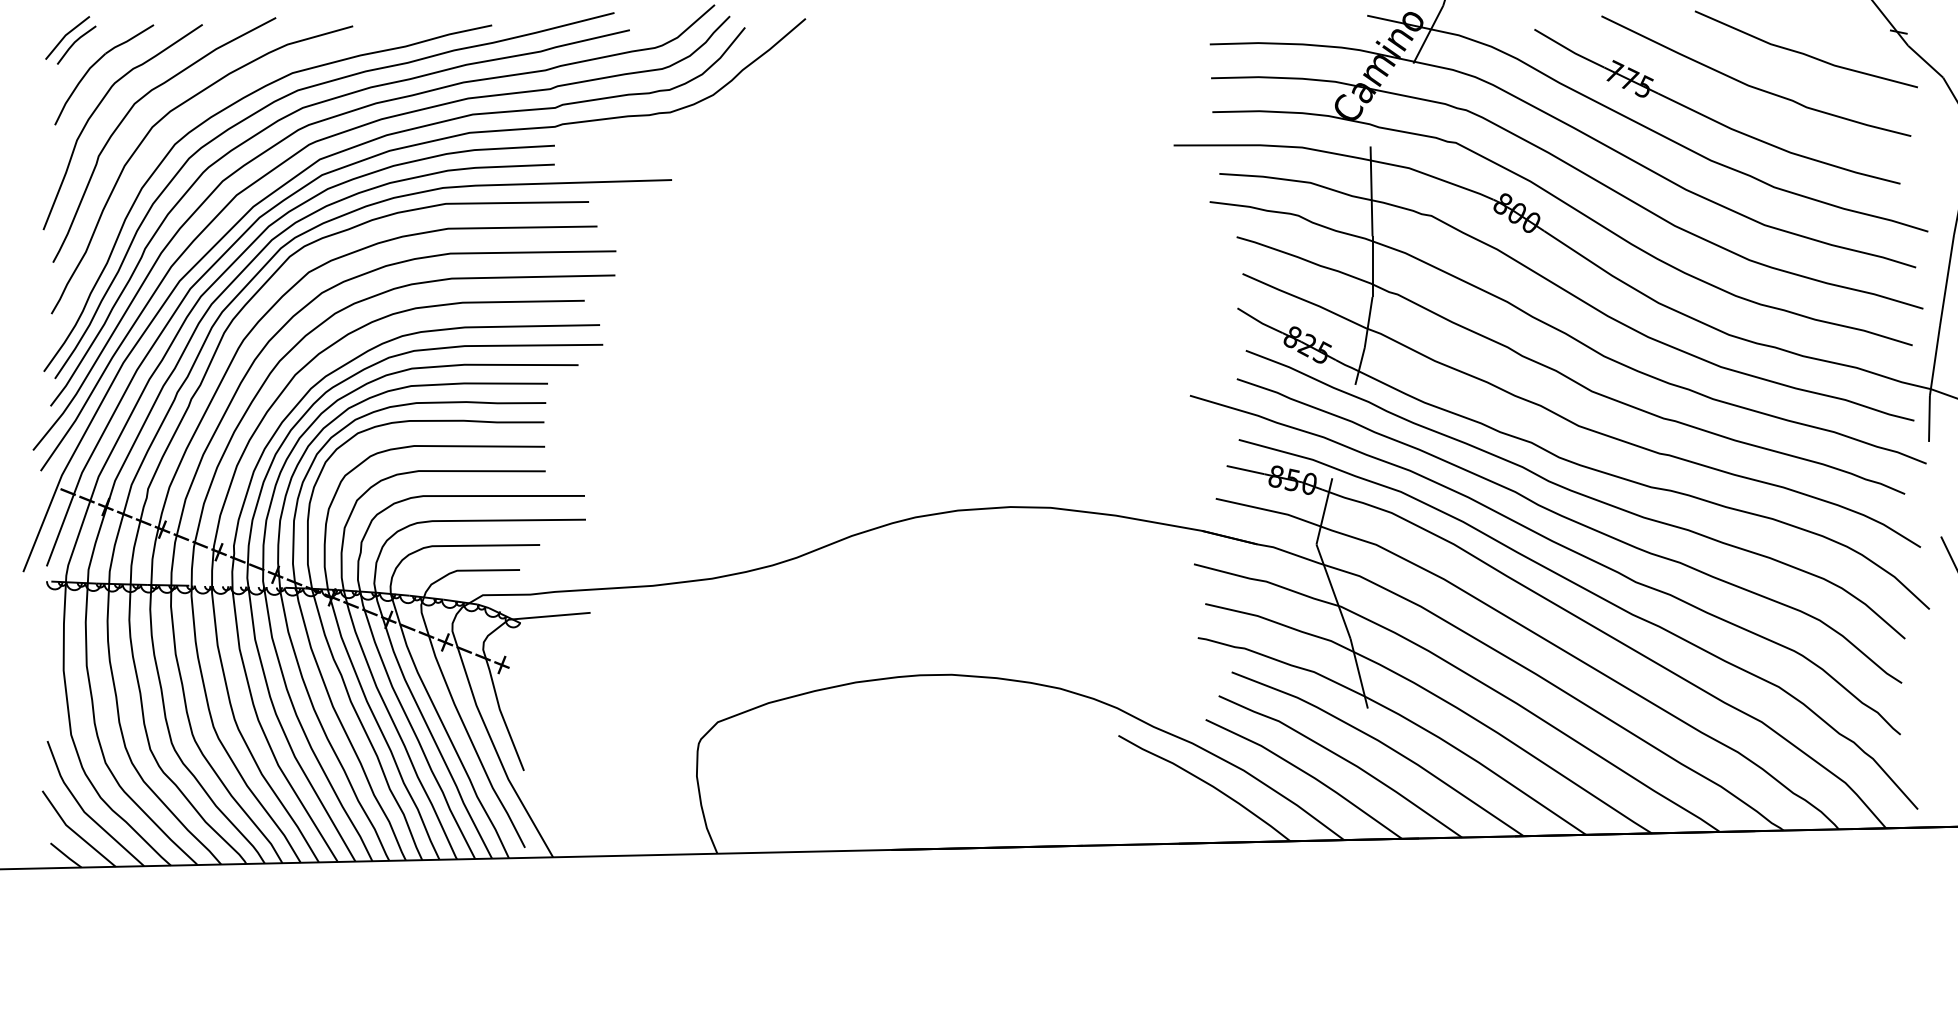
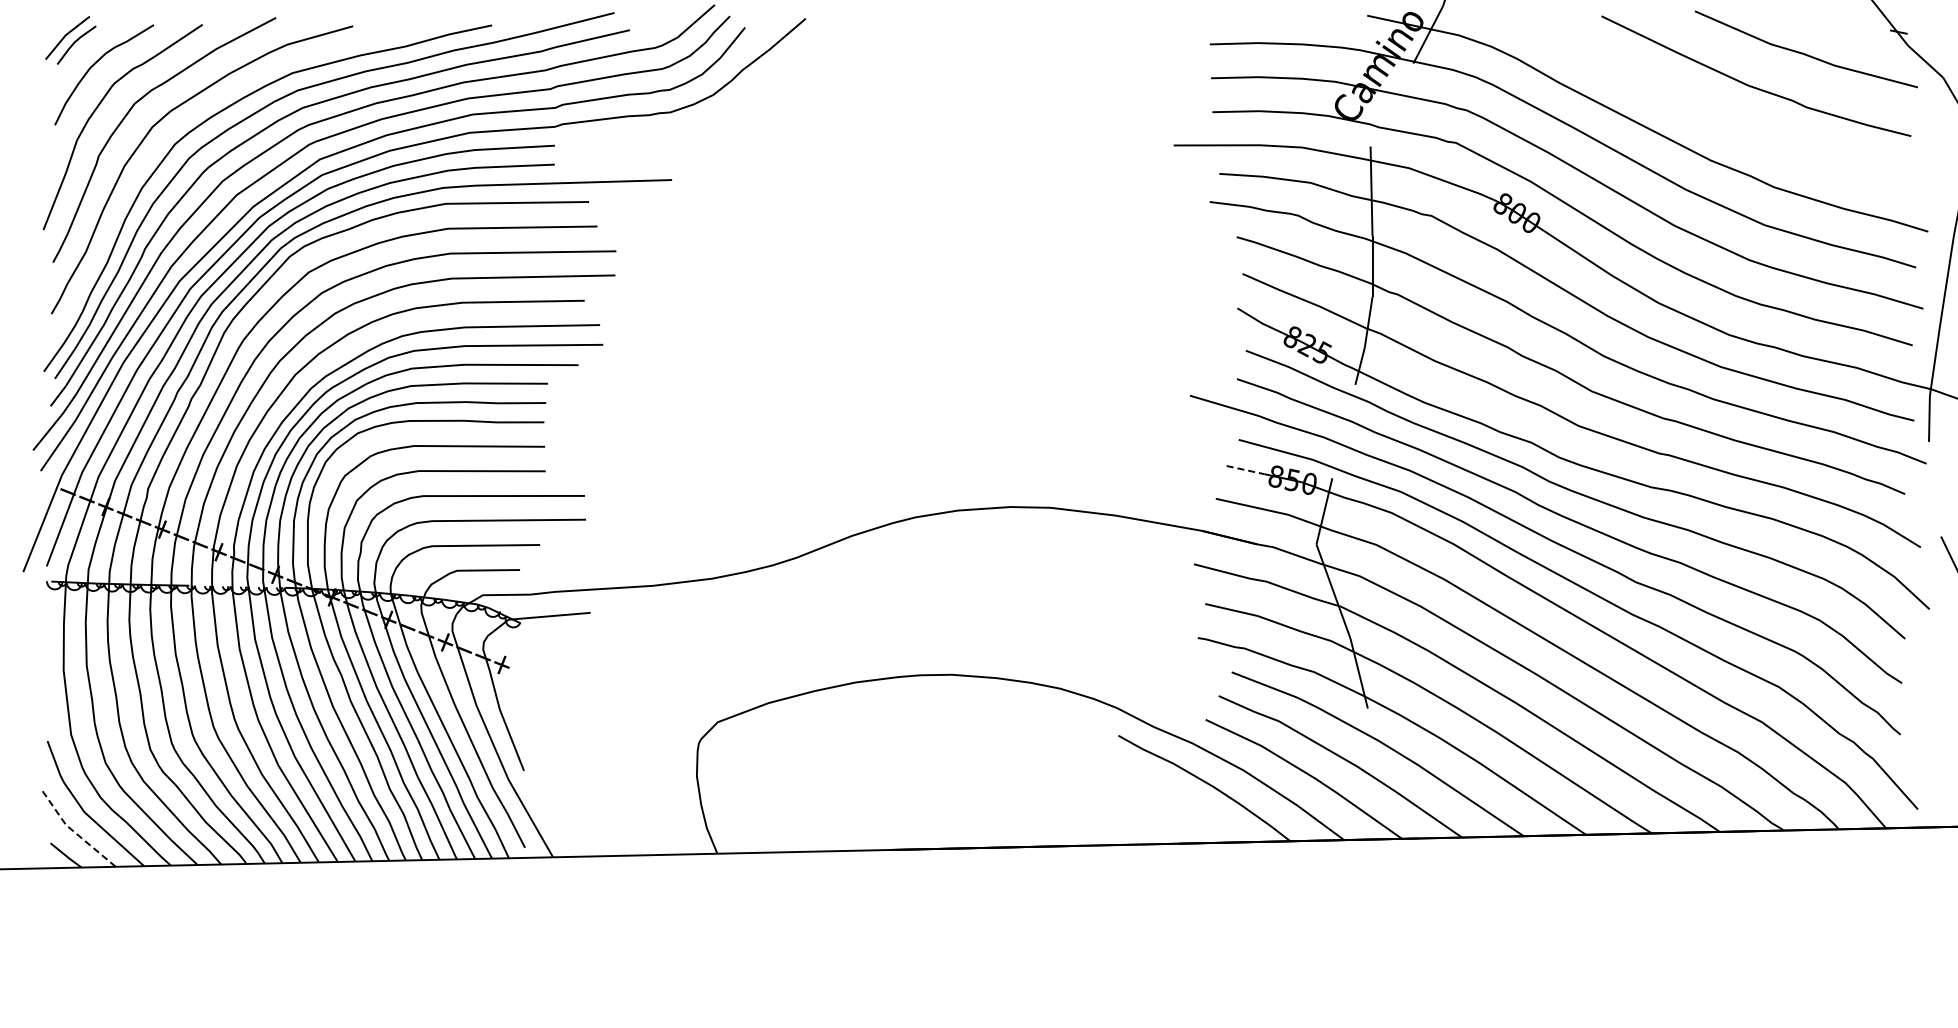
part: present -> none (1712, 118)
line: solid -> dashed (1246, 470)
line: solid -> dashed (74, 832)
